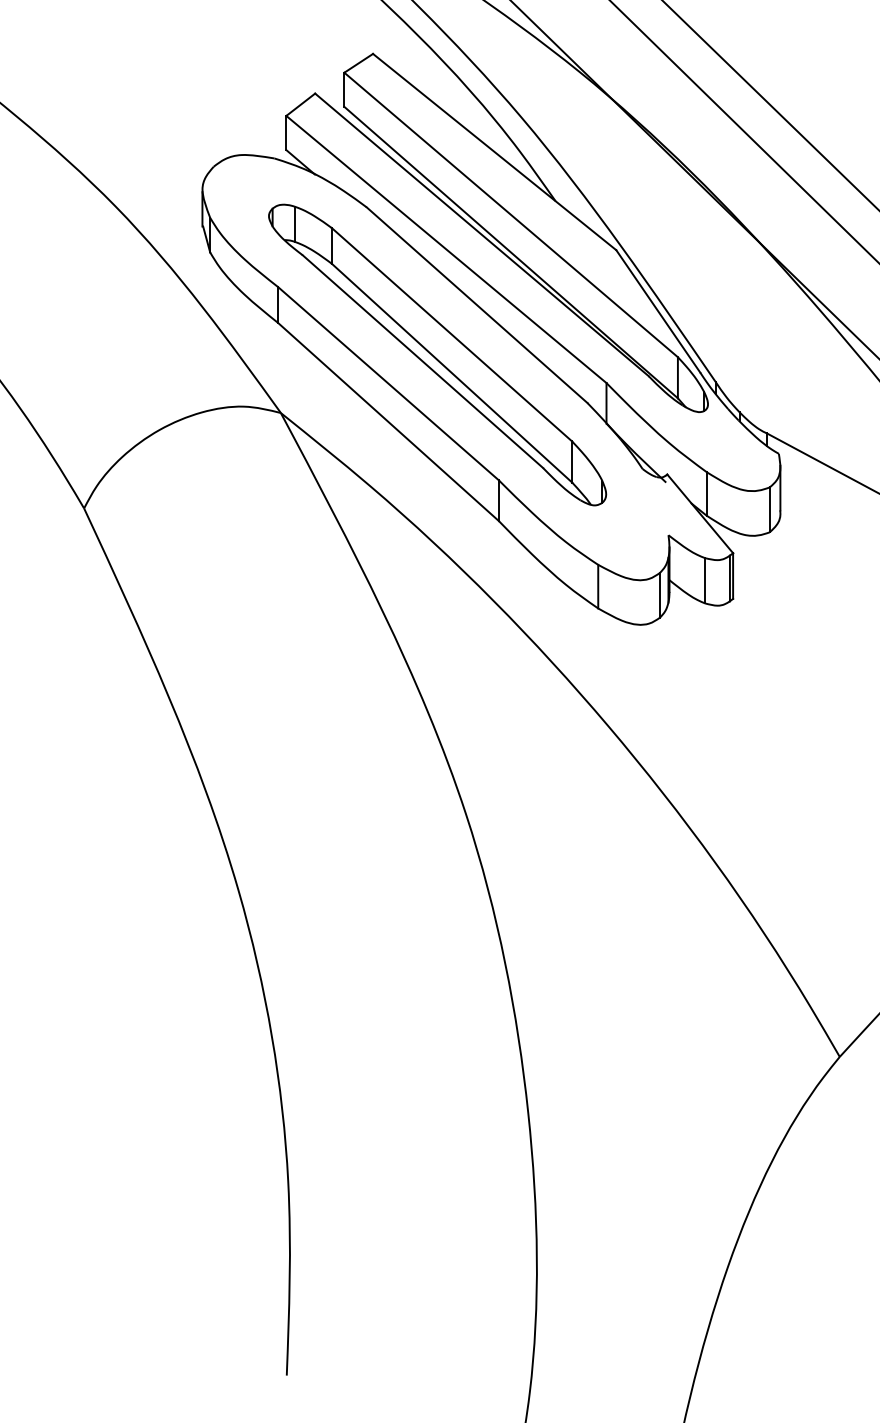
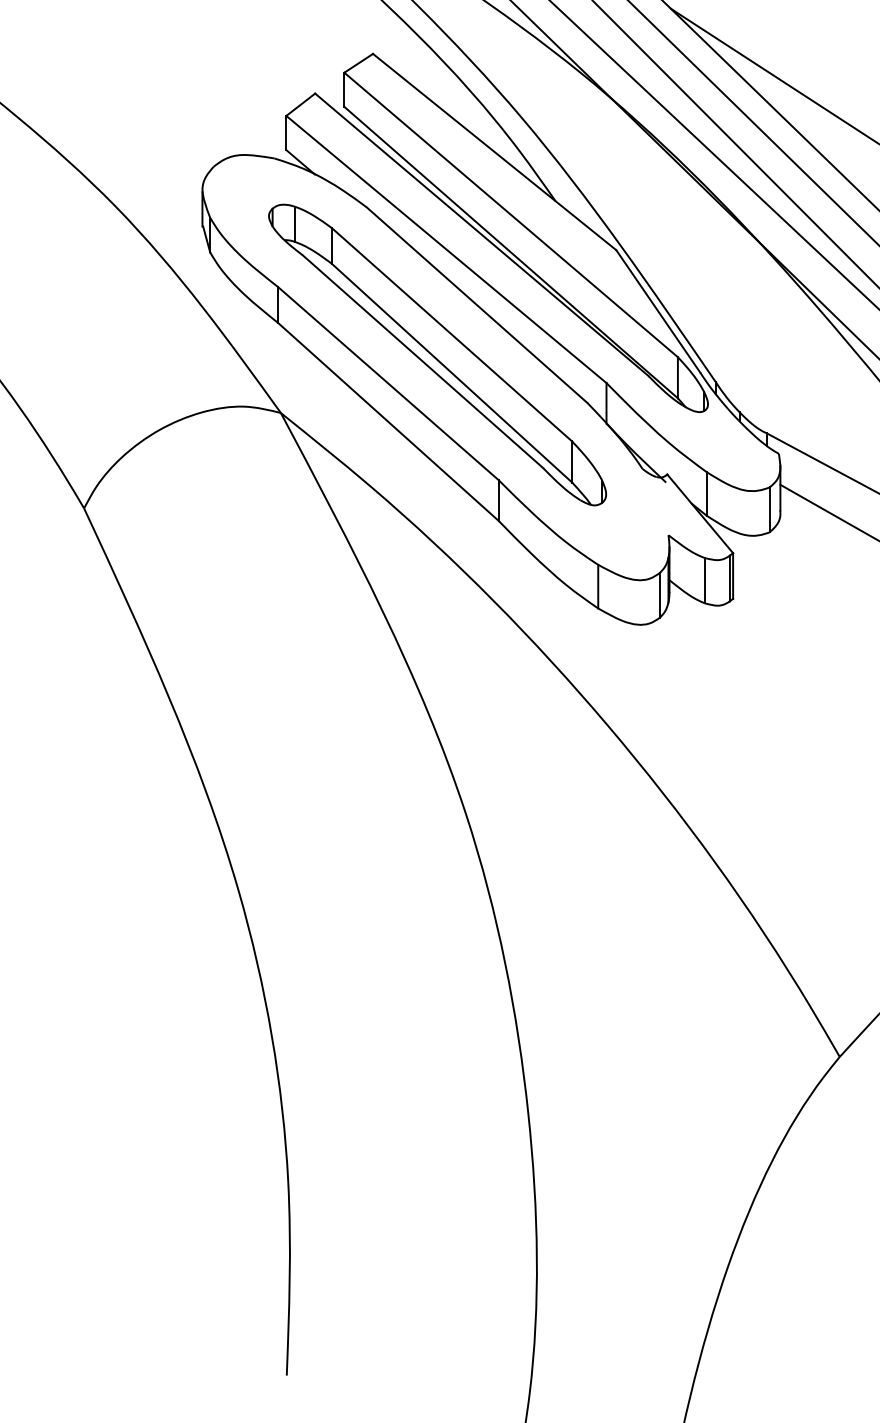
line: none -> present (773, 75)
line position: (743, 131) -> (752, 122) (752, 122)
line: none -> present (735, 143)
line: none -> present (713, 154)
line: none -> present (828, 511)
